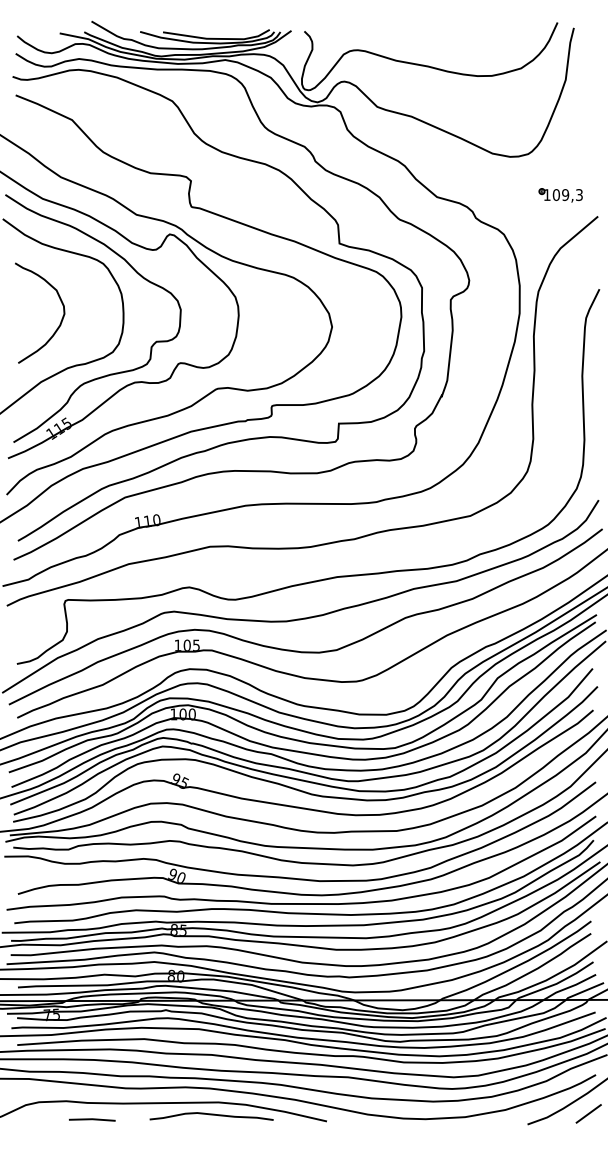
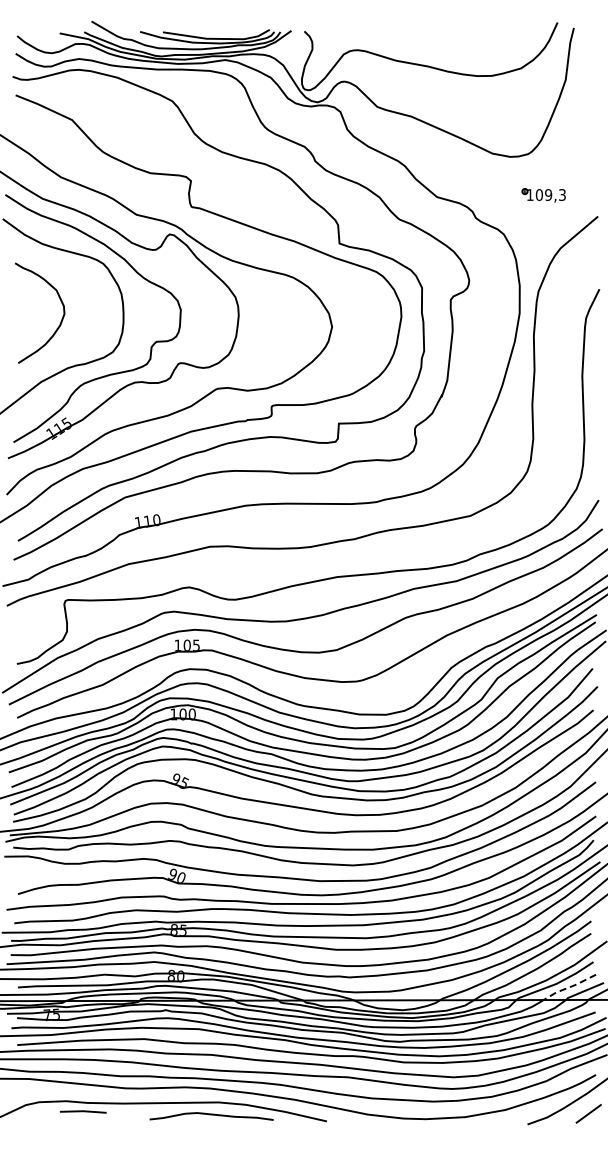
part position: (560, 195) -> (543, 195) (543, 195)
line: solid -> dashed (569, 987)
line position: (92, 1119) -> (83, 1111) (83, 1111)
